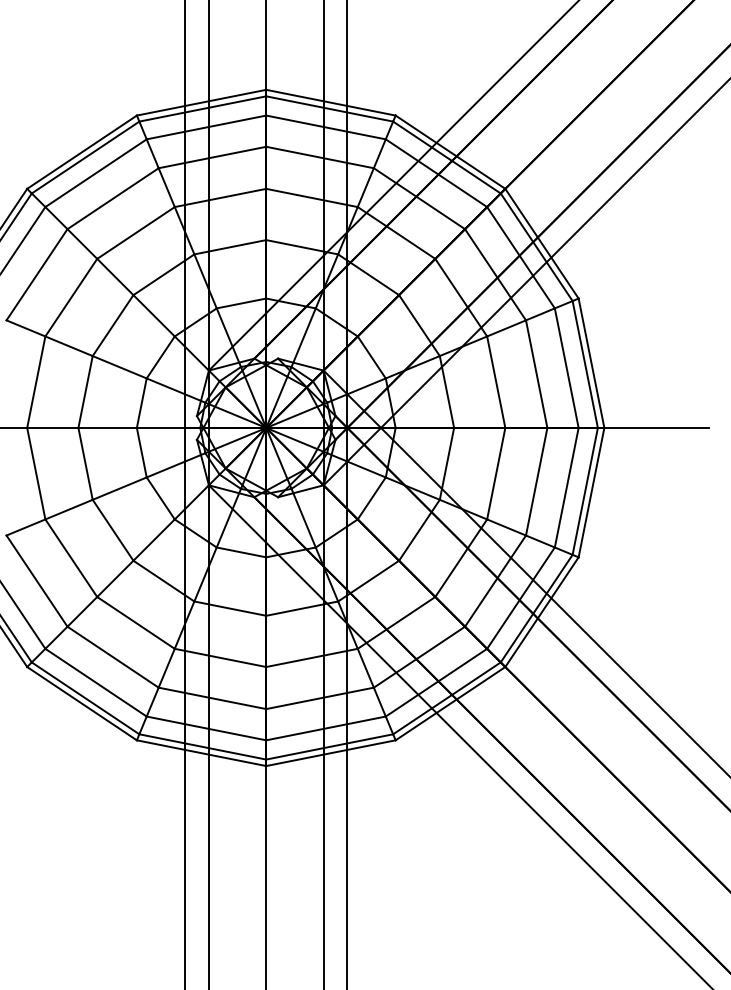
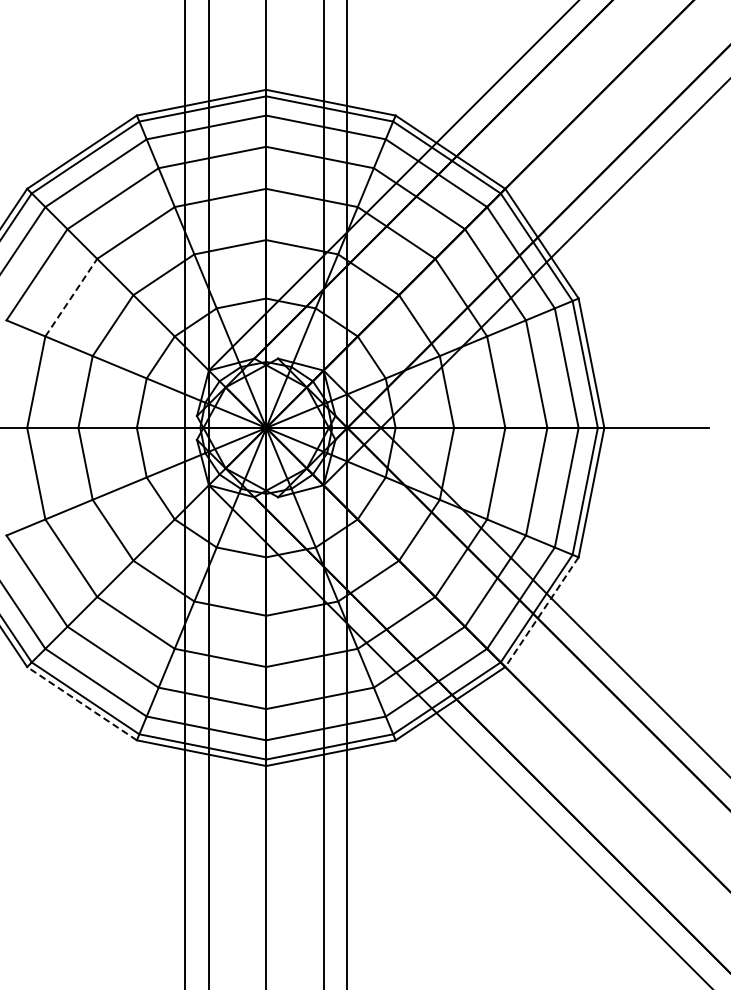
line: solid -> dashed (71, 297)
line: solid -> dashed (541, 612)
line: solid -> dashed (82, 703)
